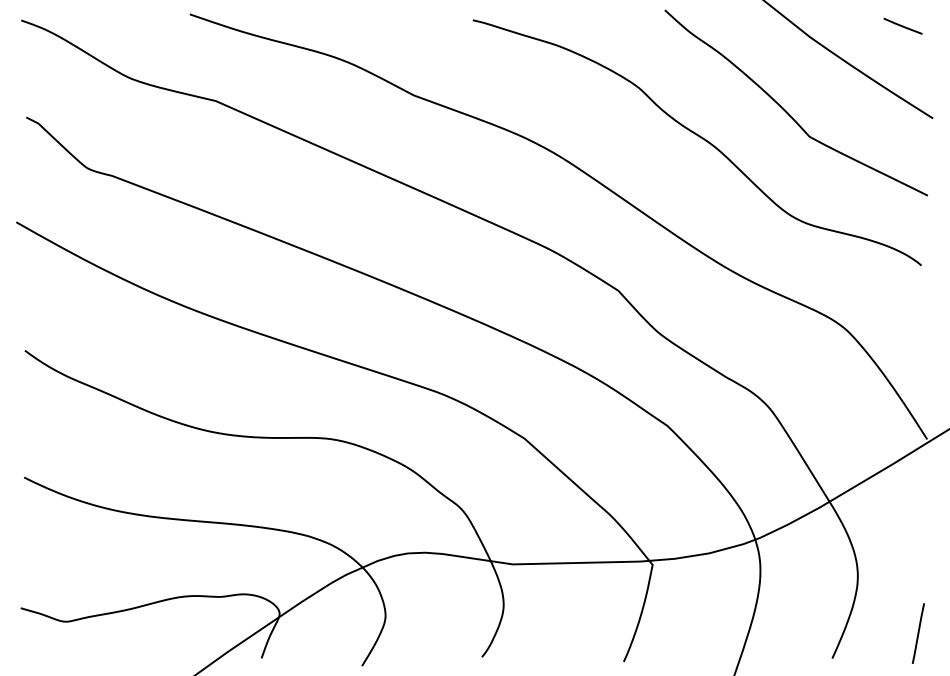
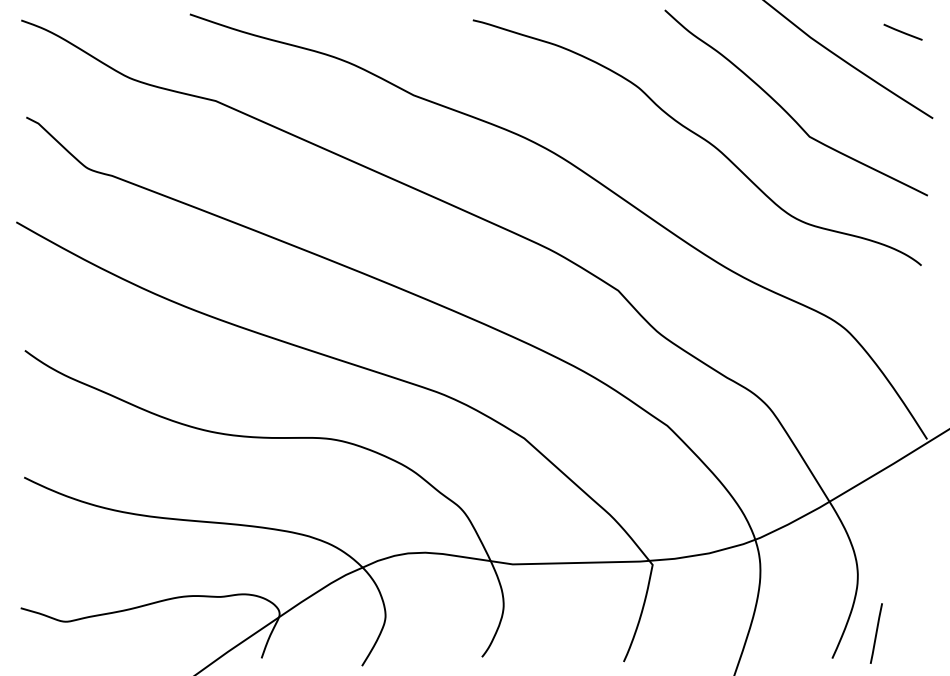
line position: (902, 25) -> (902, 31) (902, 31)
line position: (917, 633) -> (875, 633) (875, 633)
